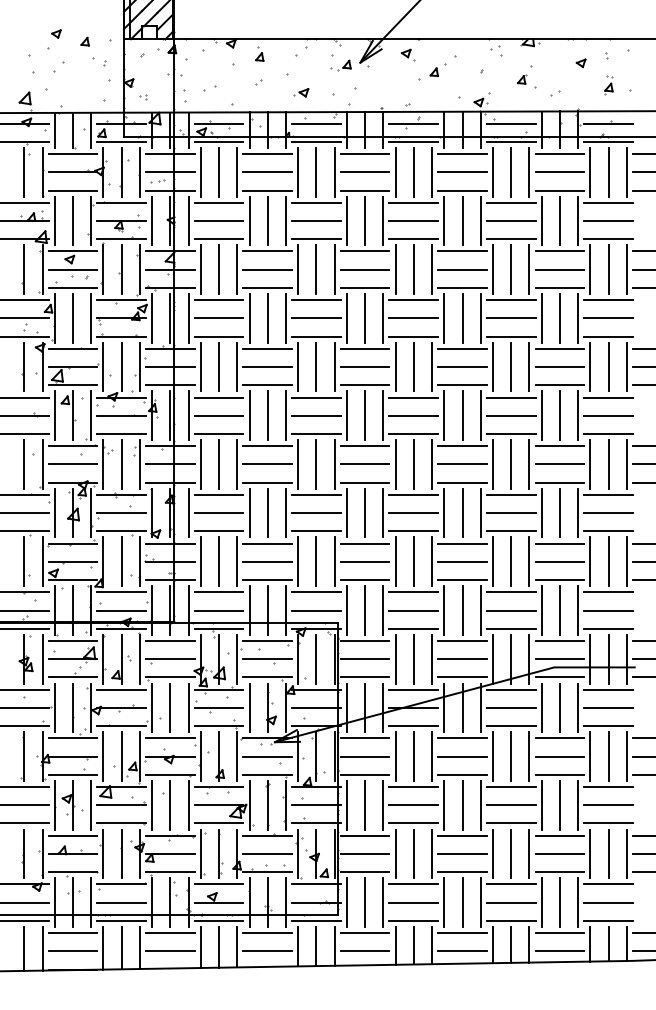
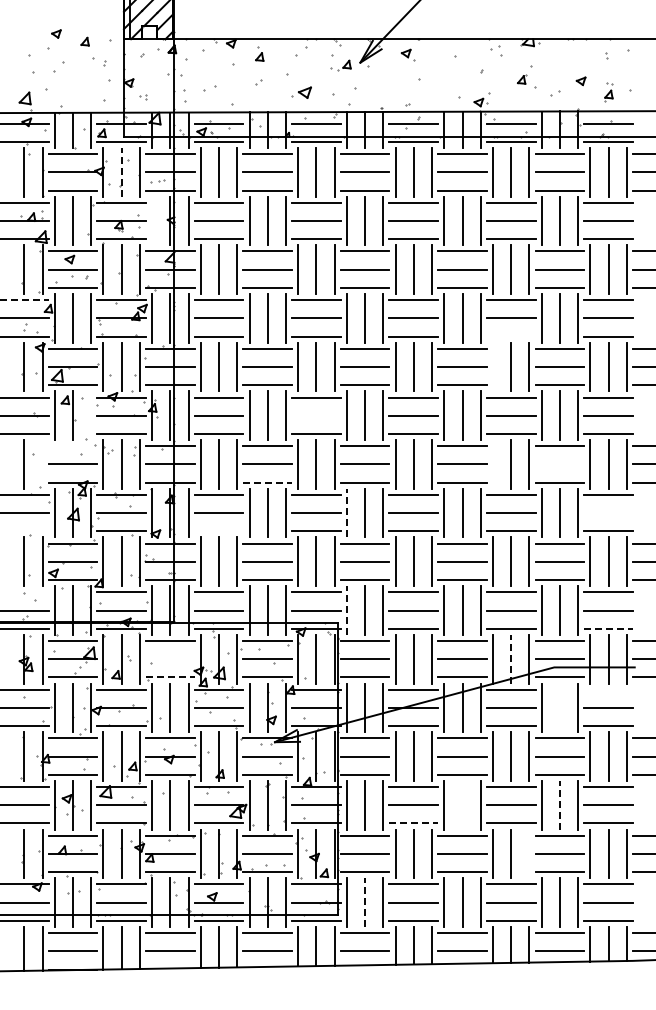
part position: (580, 63) -> (580, 81) (580, 81)
part: present -> none (437, 70)
part position: (608, 85) -> (608, 92) (608, 92)
part size: 17x10 px -> 21x13 px (301, 92)
line: solid -> dashed (121, 171)
line: present -> none (152, 220)
line: solid -> dashed (24, 300)
line: present -> none (510, 336)
line: present -> none (492, 366)
line: present -> none (91, 415)
line: present -> none (316, 415)
line: present -> none (72, 446)
line: present -> none (42, 464)
line: present -> none (492, 464)
line: present -> none (559, 464)
line: solid -> dashed (268, 482)
line: solid -> dashed (346, 512)
line: present -> none (608, 513)
line: present -> none (25, 531)
line: present -> none (218, 531)
line: present -> none (25, 592)
line: solid -> dashed (346, 610)
line: solid -> dashed (609, 628)
line: solid -> dashed (511, 658)
line: present -> none (170, 659)
line: solid -> dashed (170, 677)
line: present -> none (608, 689)
line: present -> none (559, 707)
line: present -> none (462, 804)
line: solid -> dashed (559, 804)
line: solid -> dashed (414, 823)
line: present -> none (529, 853)
line: solid -> dashed (365, 902)
